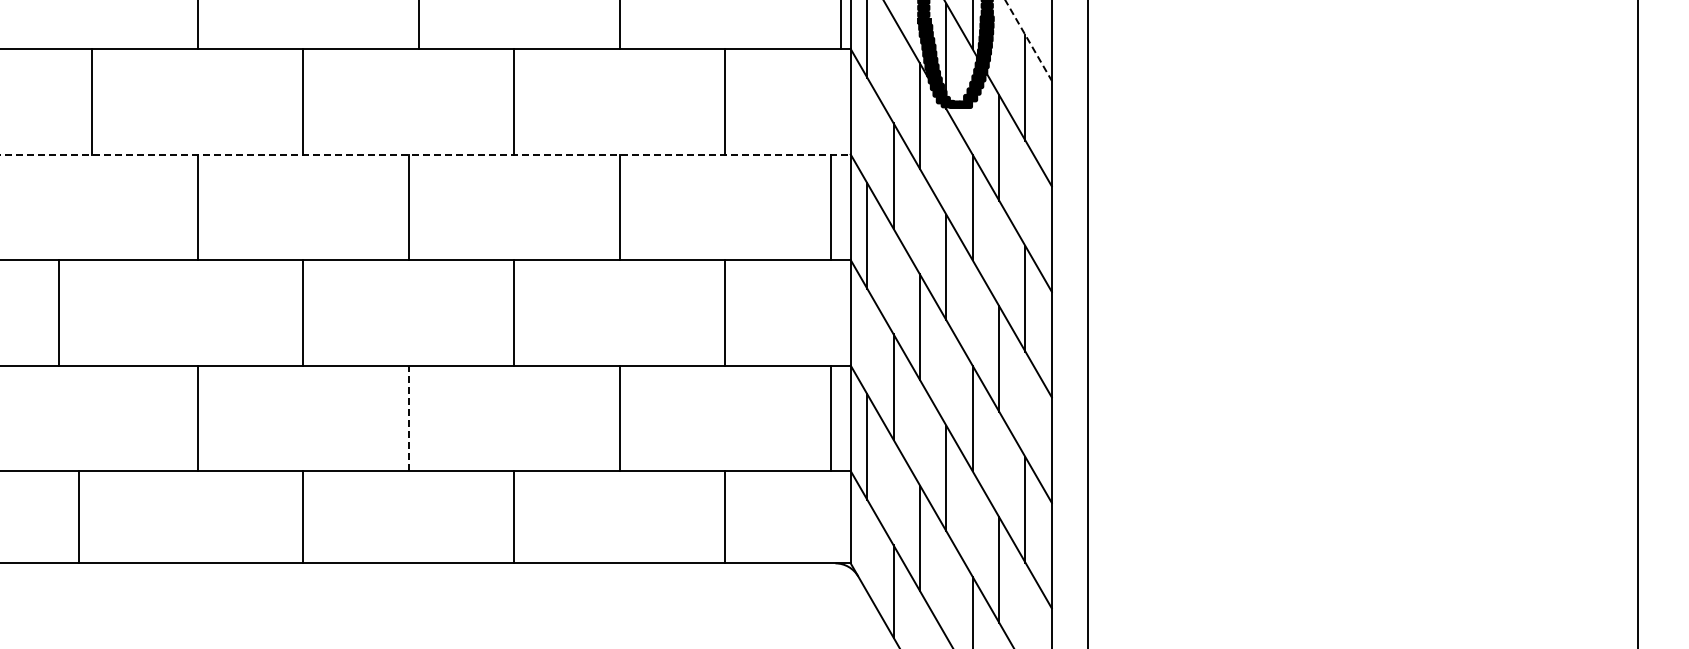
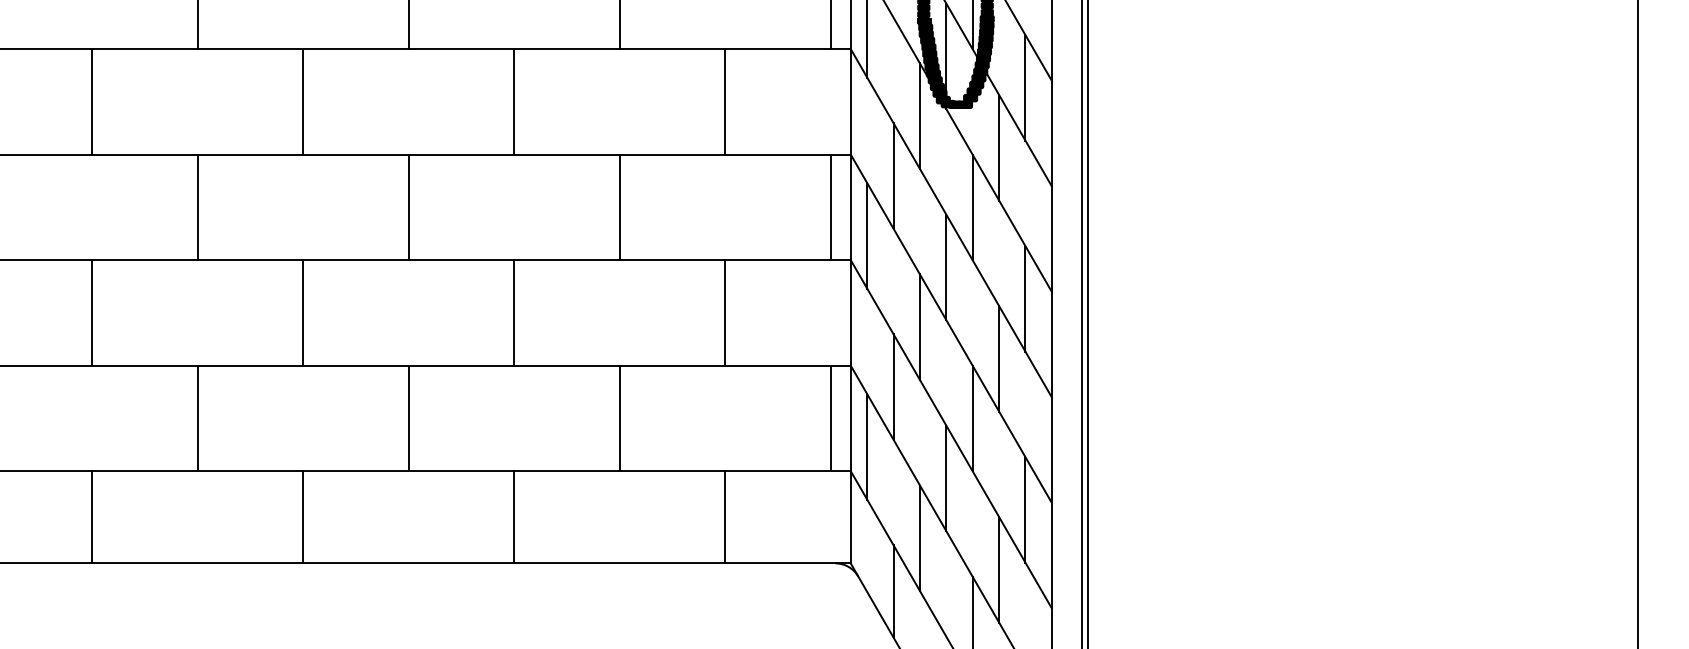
line position: (418, 25) -> (408, 25) (408, 25)
line position: (840, 25) -> (830, 25) (830, 25)
line: dashed -> solid (1028, 41)
line: dashed -> solid (425, 154)
line position: (59, 312) -> (92, 312) (92, 312)
line: none -> present (1081, 323)
line: dashed -> solid (408, 418)
line position: (79, 517) -> (92, 517) (92, 517)
